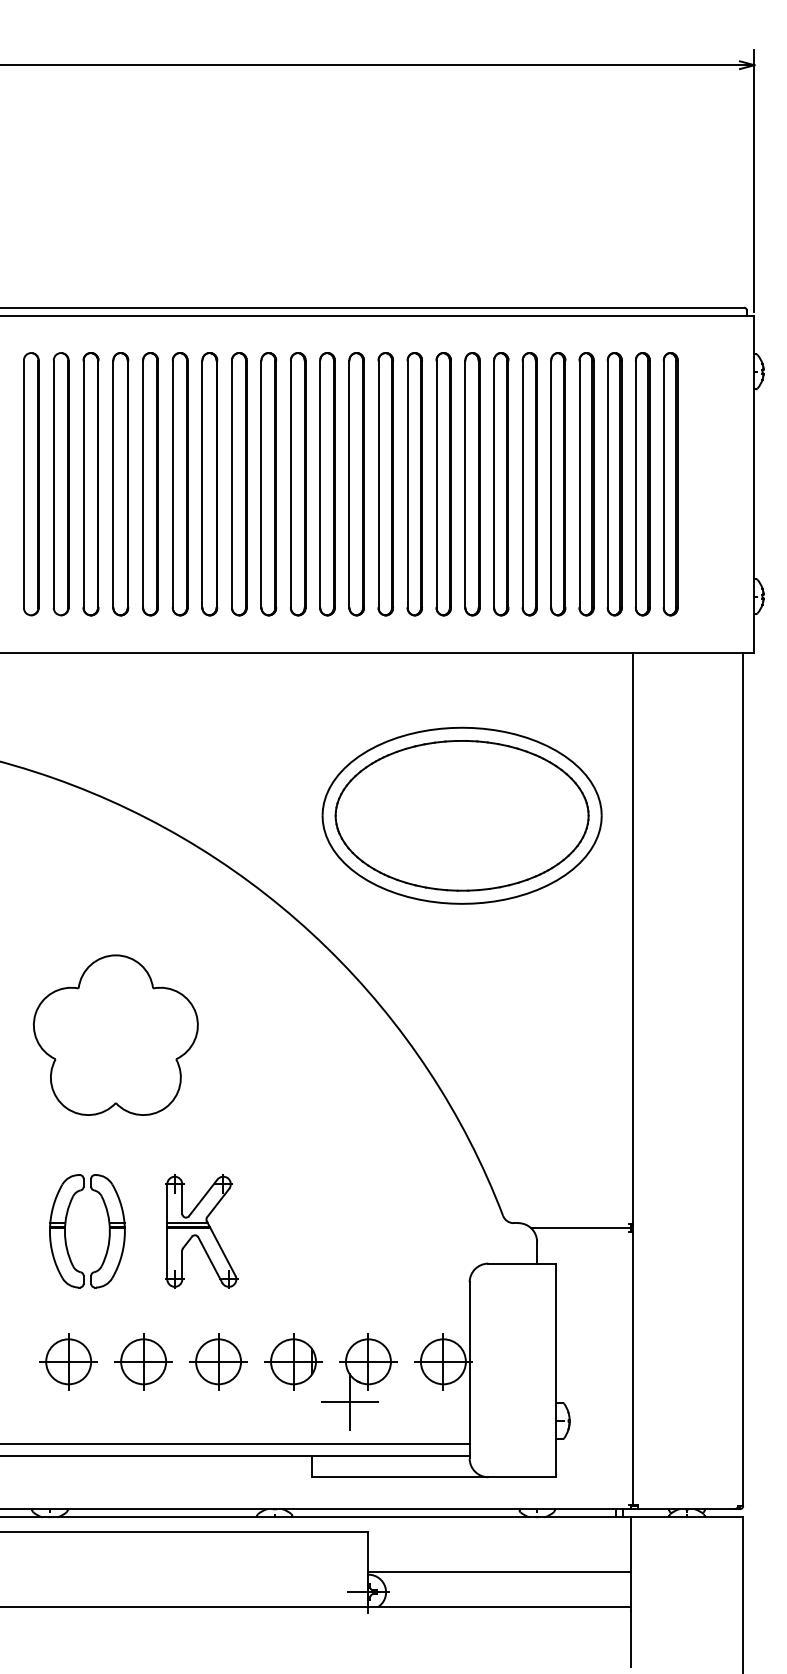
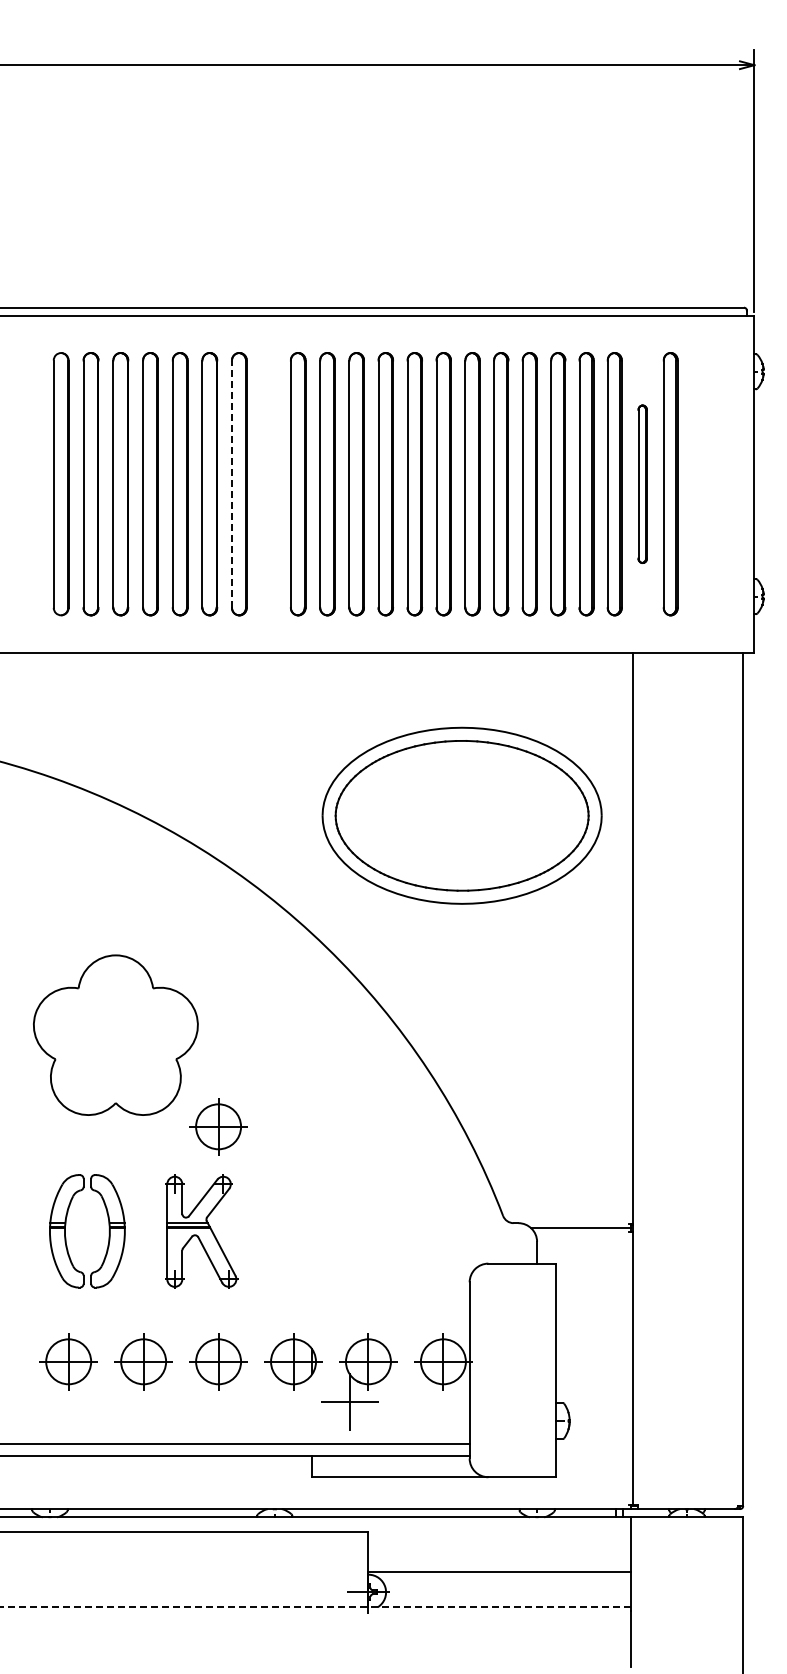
part: present -> none (31, 484)
line: solid -> dashed (232, 484)
part: present -> none (268, 484)
part size: 17x265 px -> 11x160 px (642, 483)
part: none -> present (218, 1126)
line: solid -> dashed (315, 1607)
